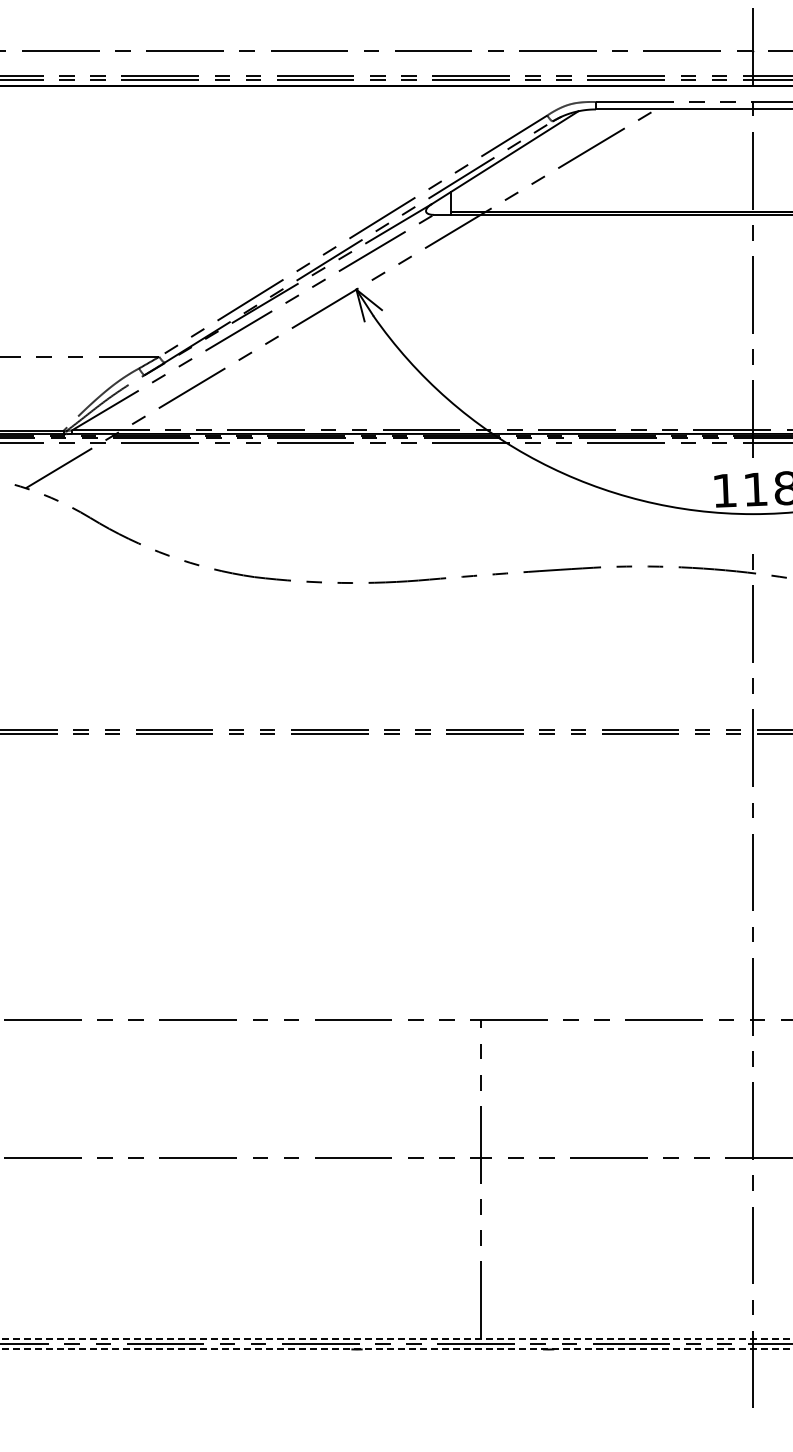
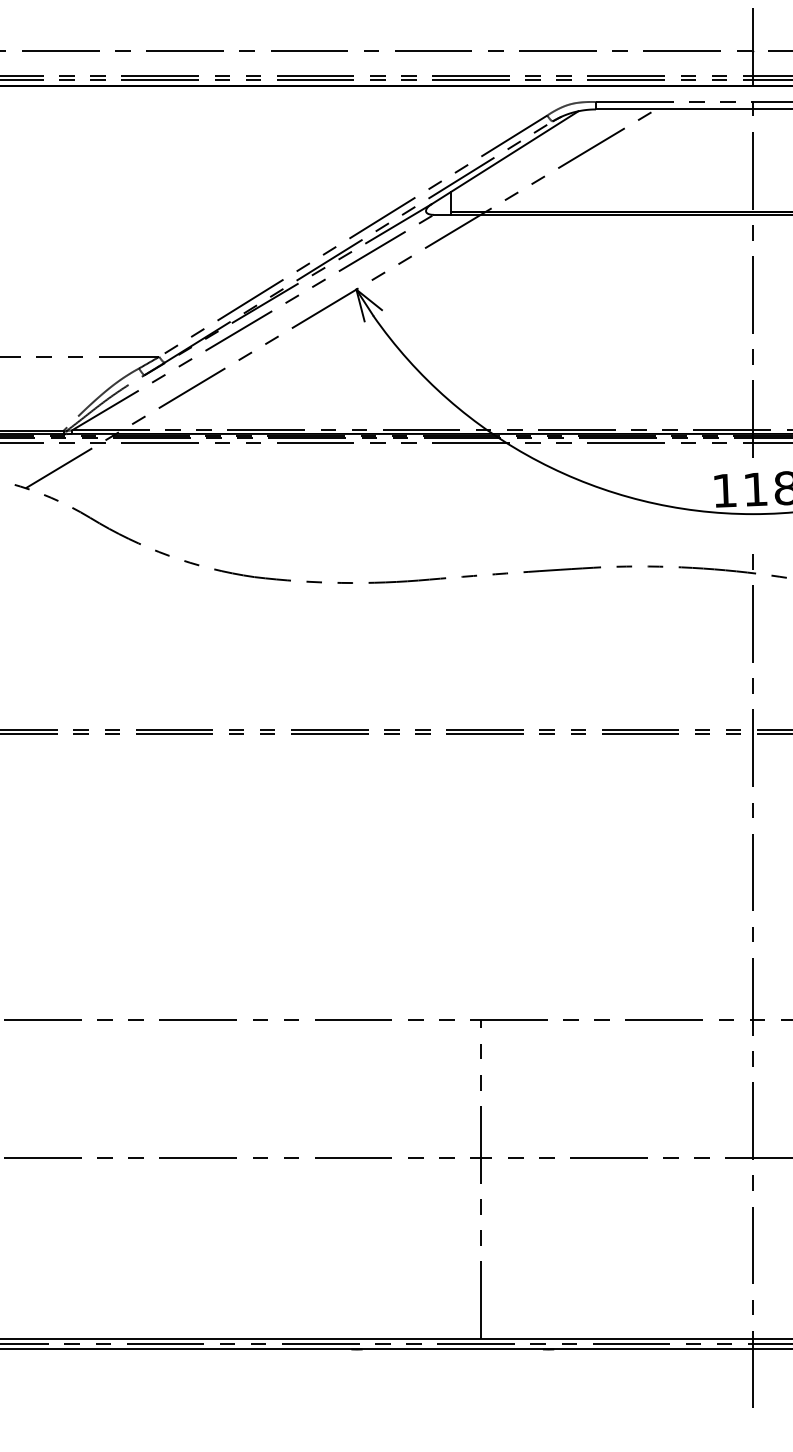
line: dashed -> solid (396, 1339)
line: dashed -> solid (396, 1349)
